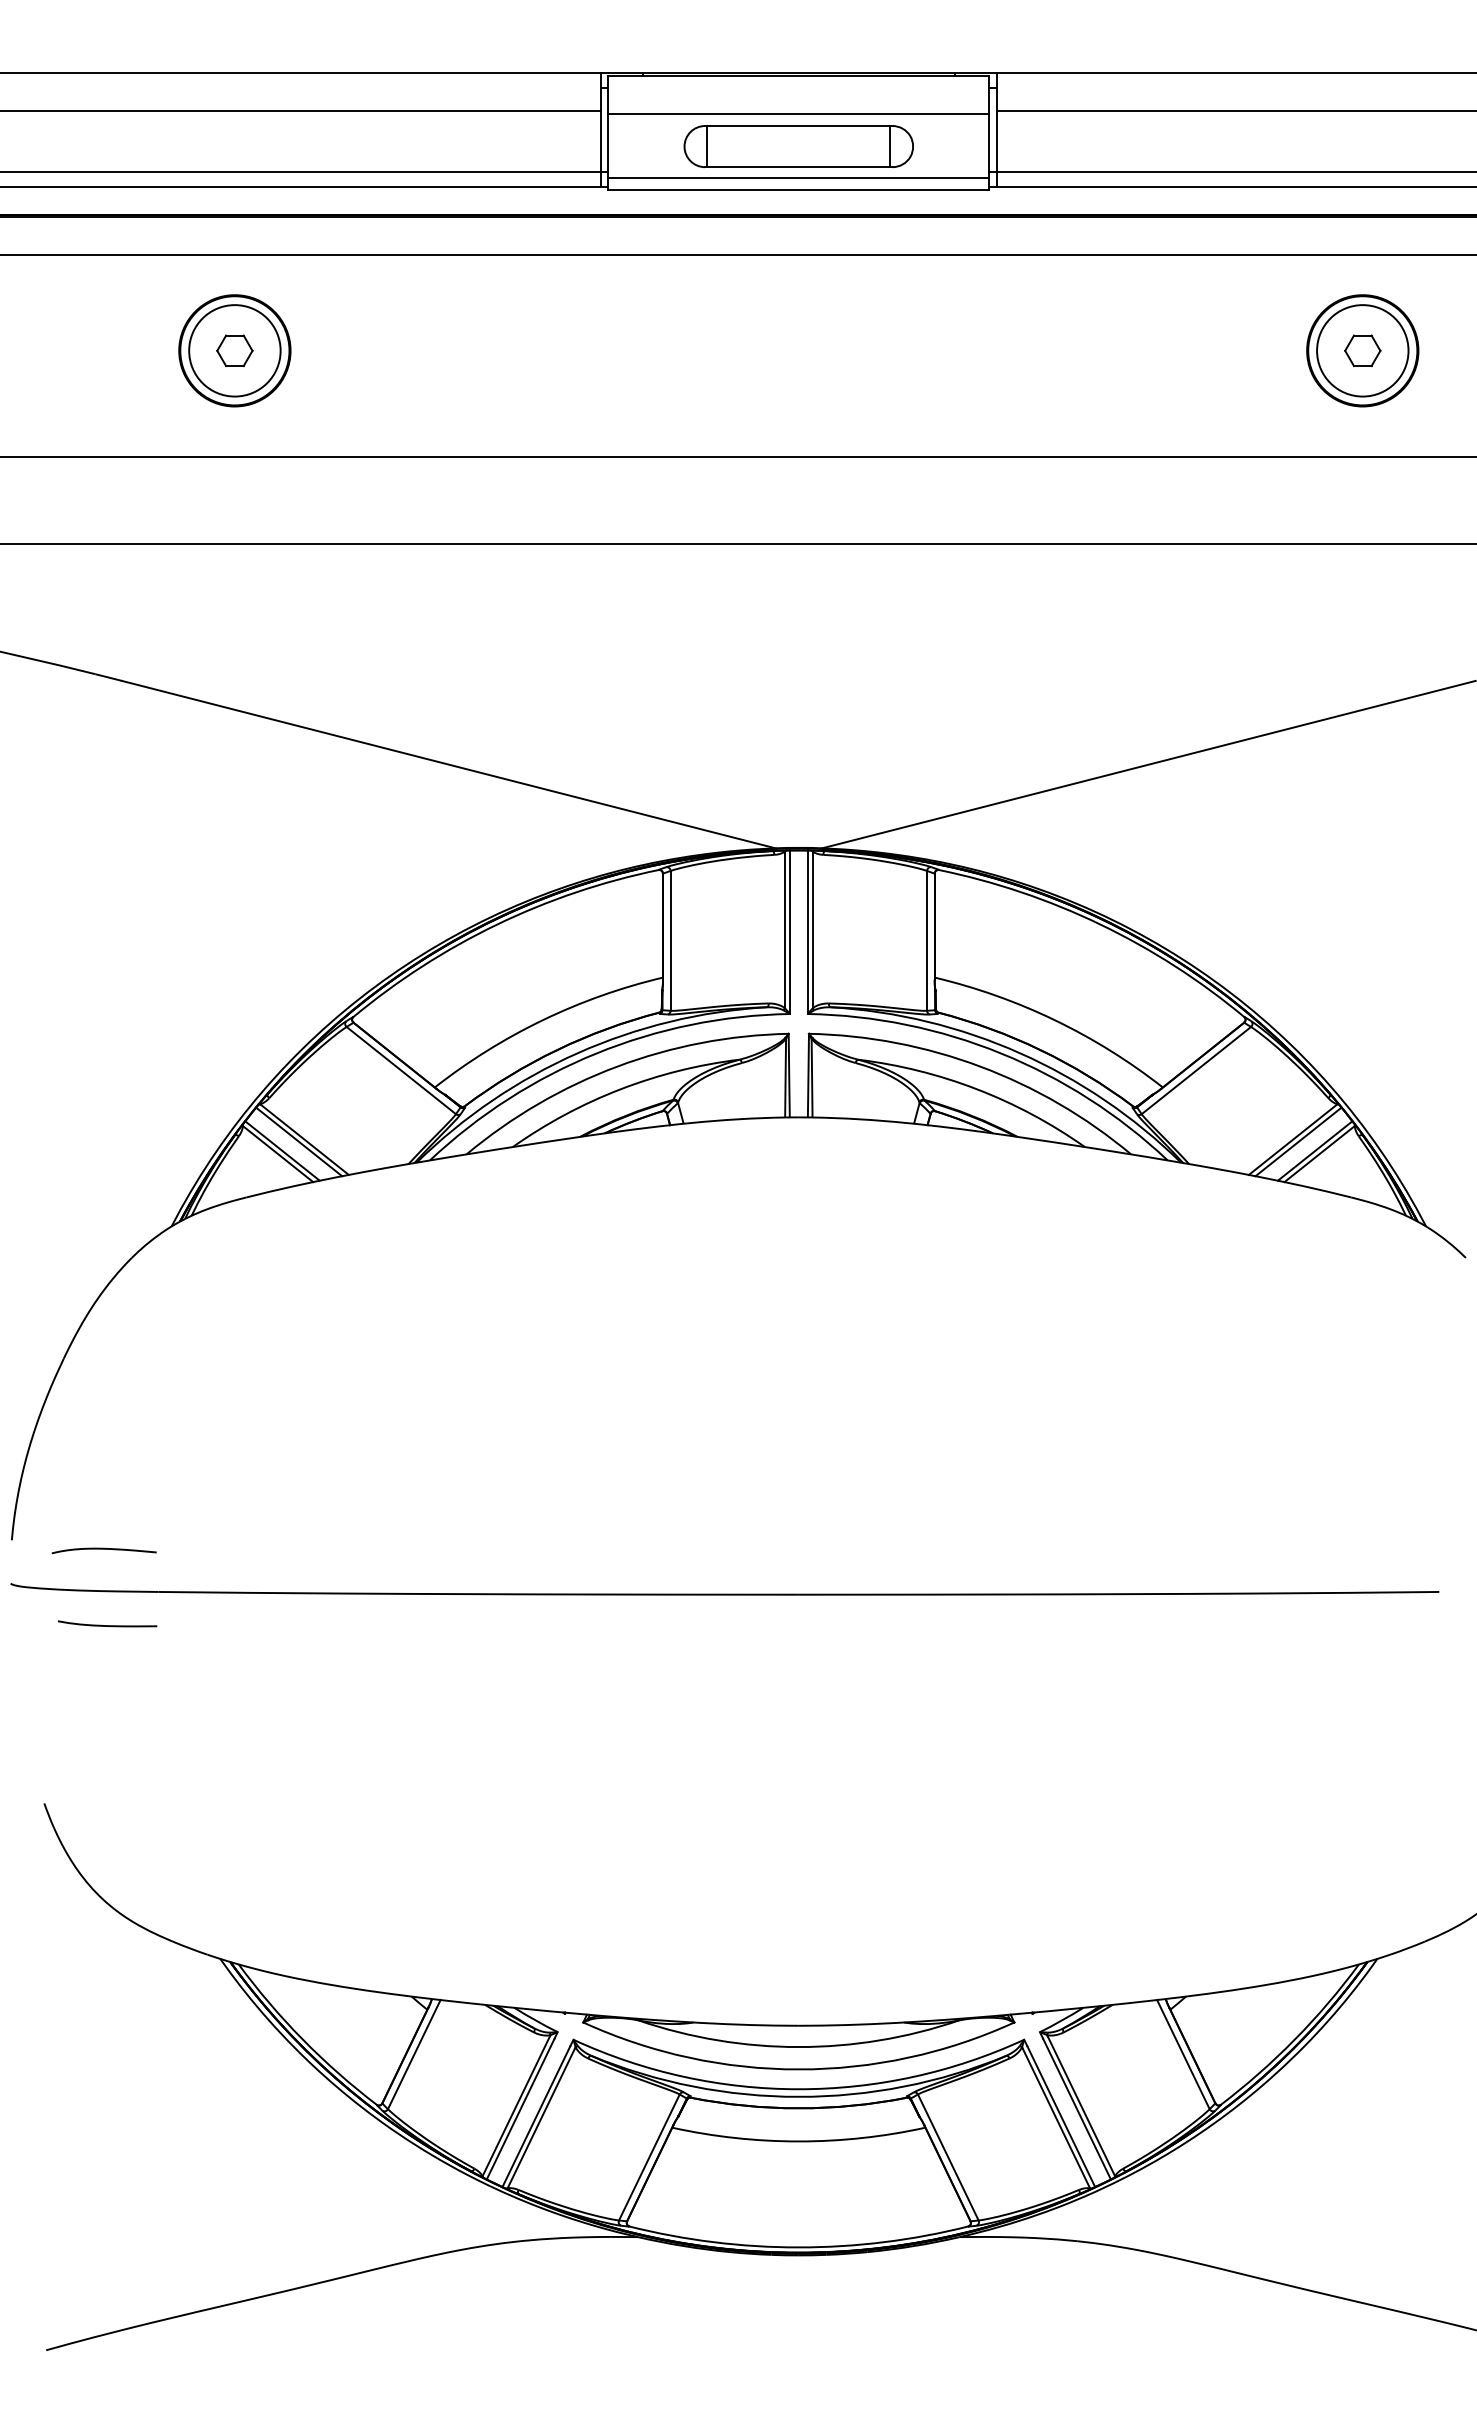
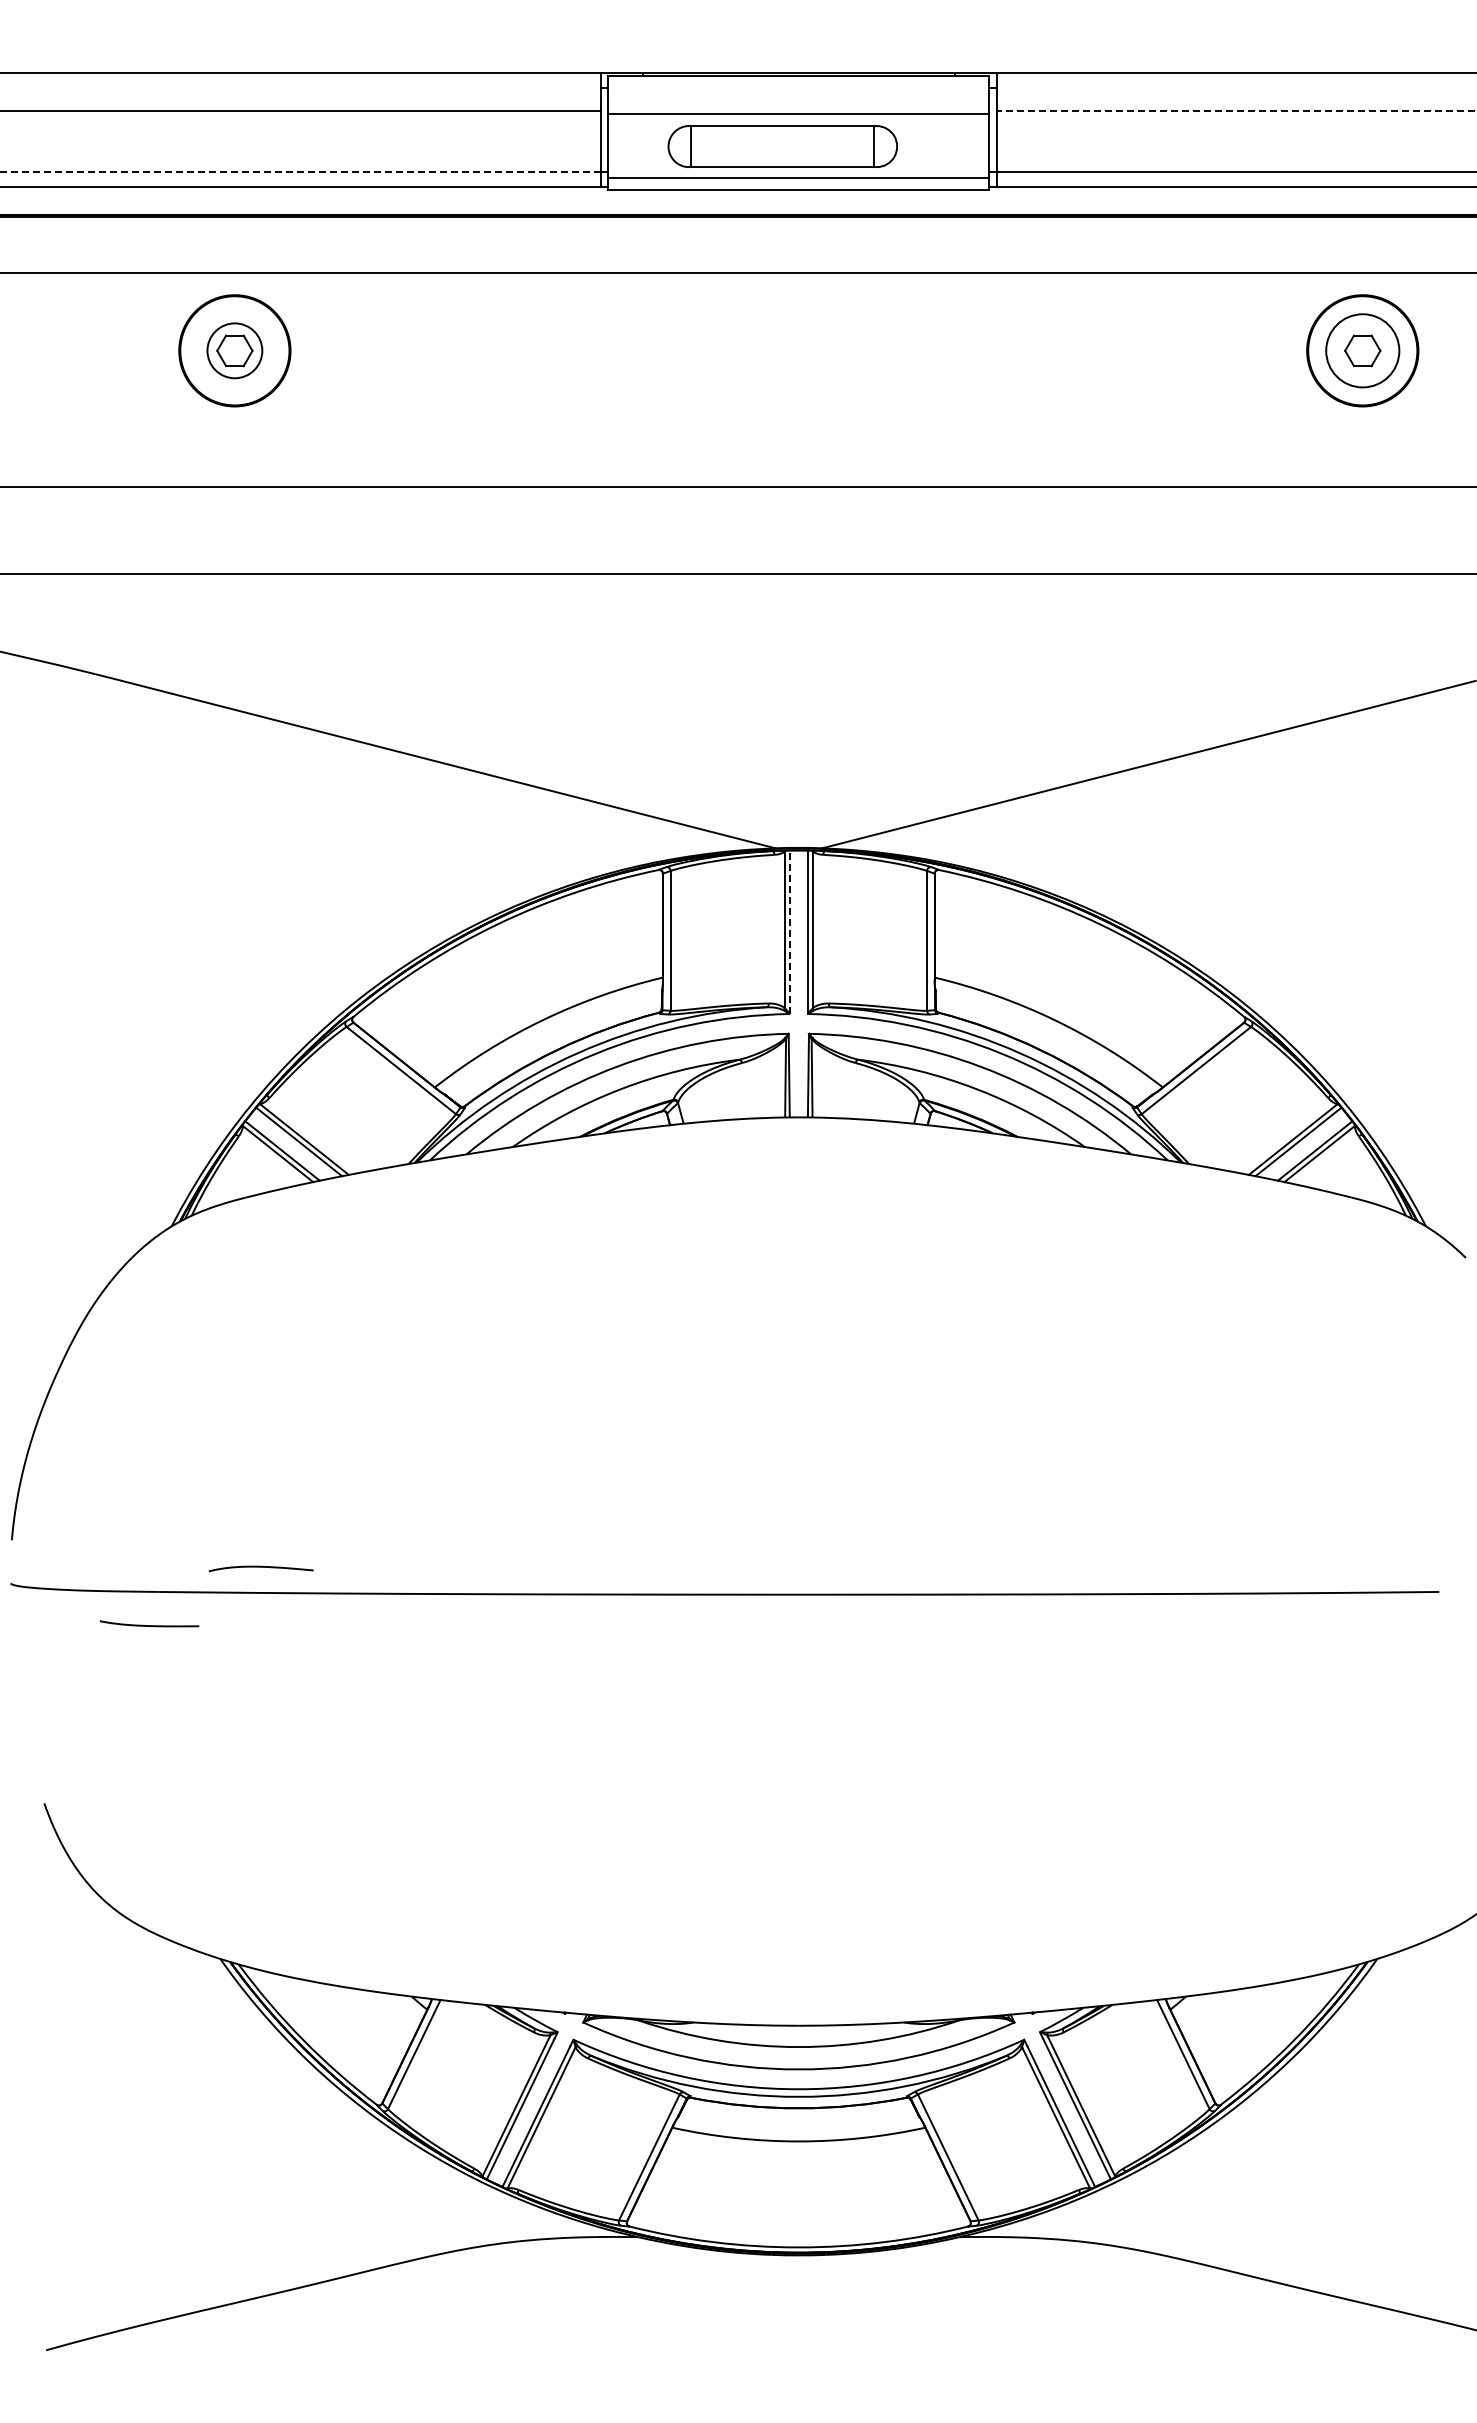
line: solid -> dashed (1236, 110)
part position: (798, 146) -> (782, 146) (782, 146)
line: solid -> dashed (299, 171)
line position: (737, 254) -> (737, 272) (737, 272)
circle diameter: 91 px -> 55 px (234, 350)
circle diameter: 91 px -> 73 px (1362, 350)
line position: (737, 456) -> (737, 486) (737, 486)
line position: (737, 543) -> (737, 573) (737, 573)
line: solid -> dashed (790, 932)
curve position: (103, 1549) -> (260, 1567) (260, 1567)
curve position: (107, 1625) -> (149, 1625) (149, 1625)
